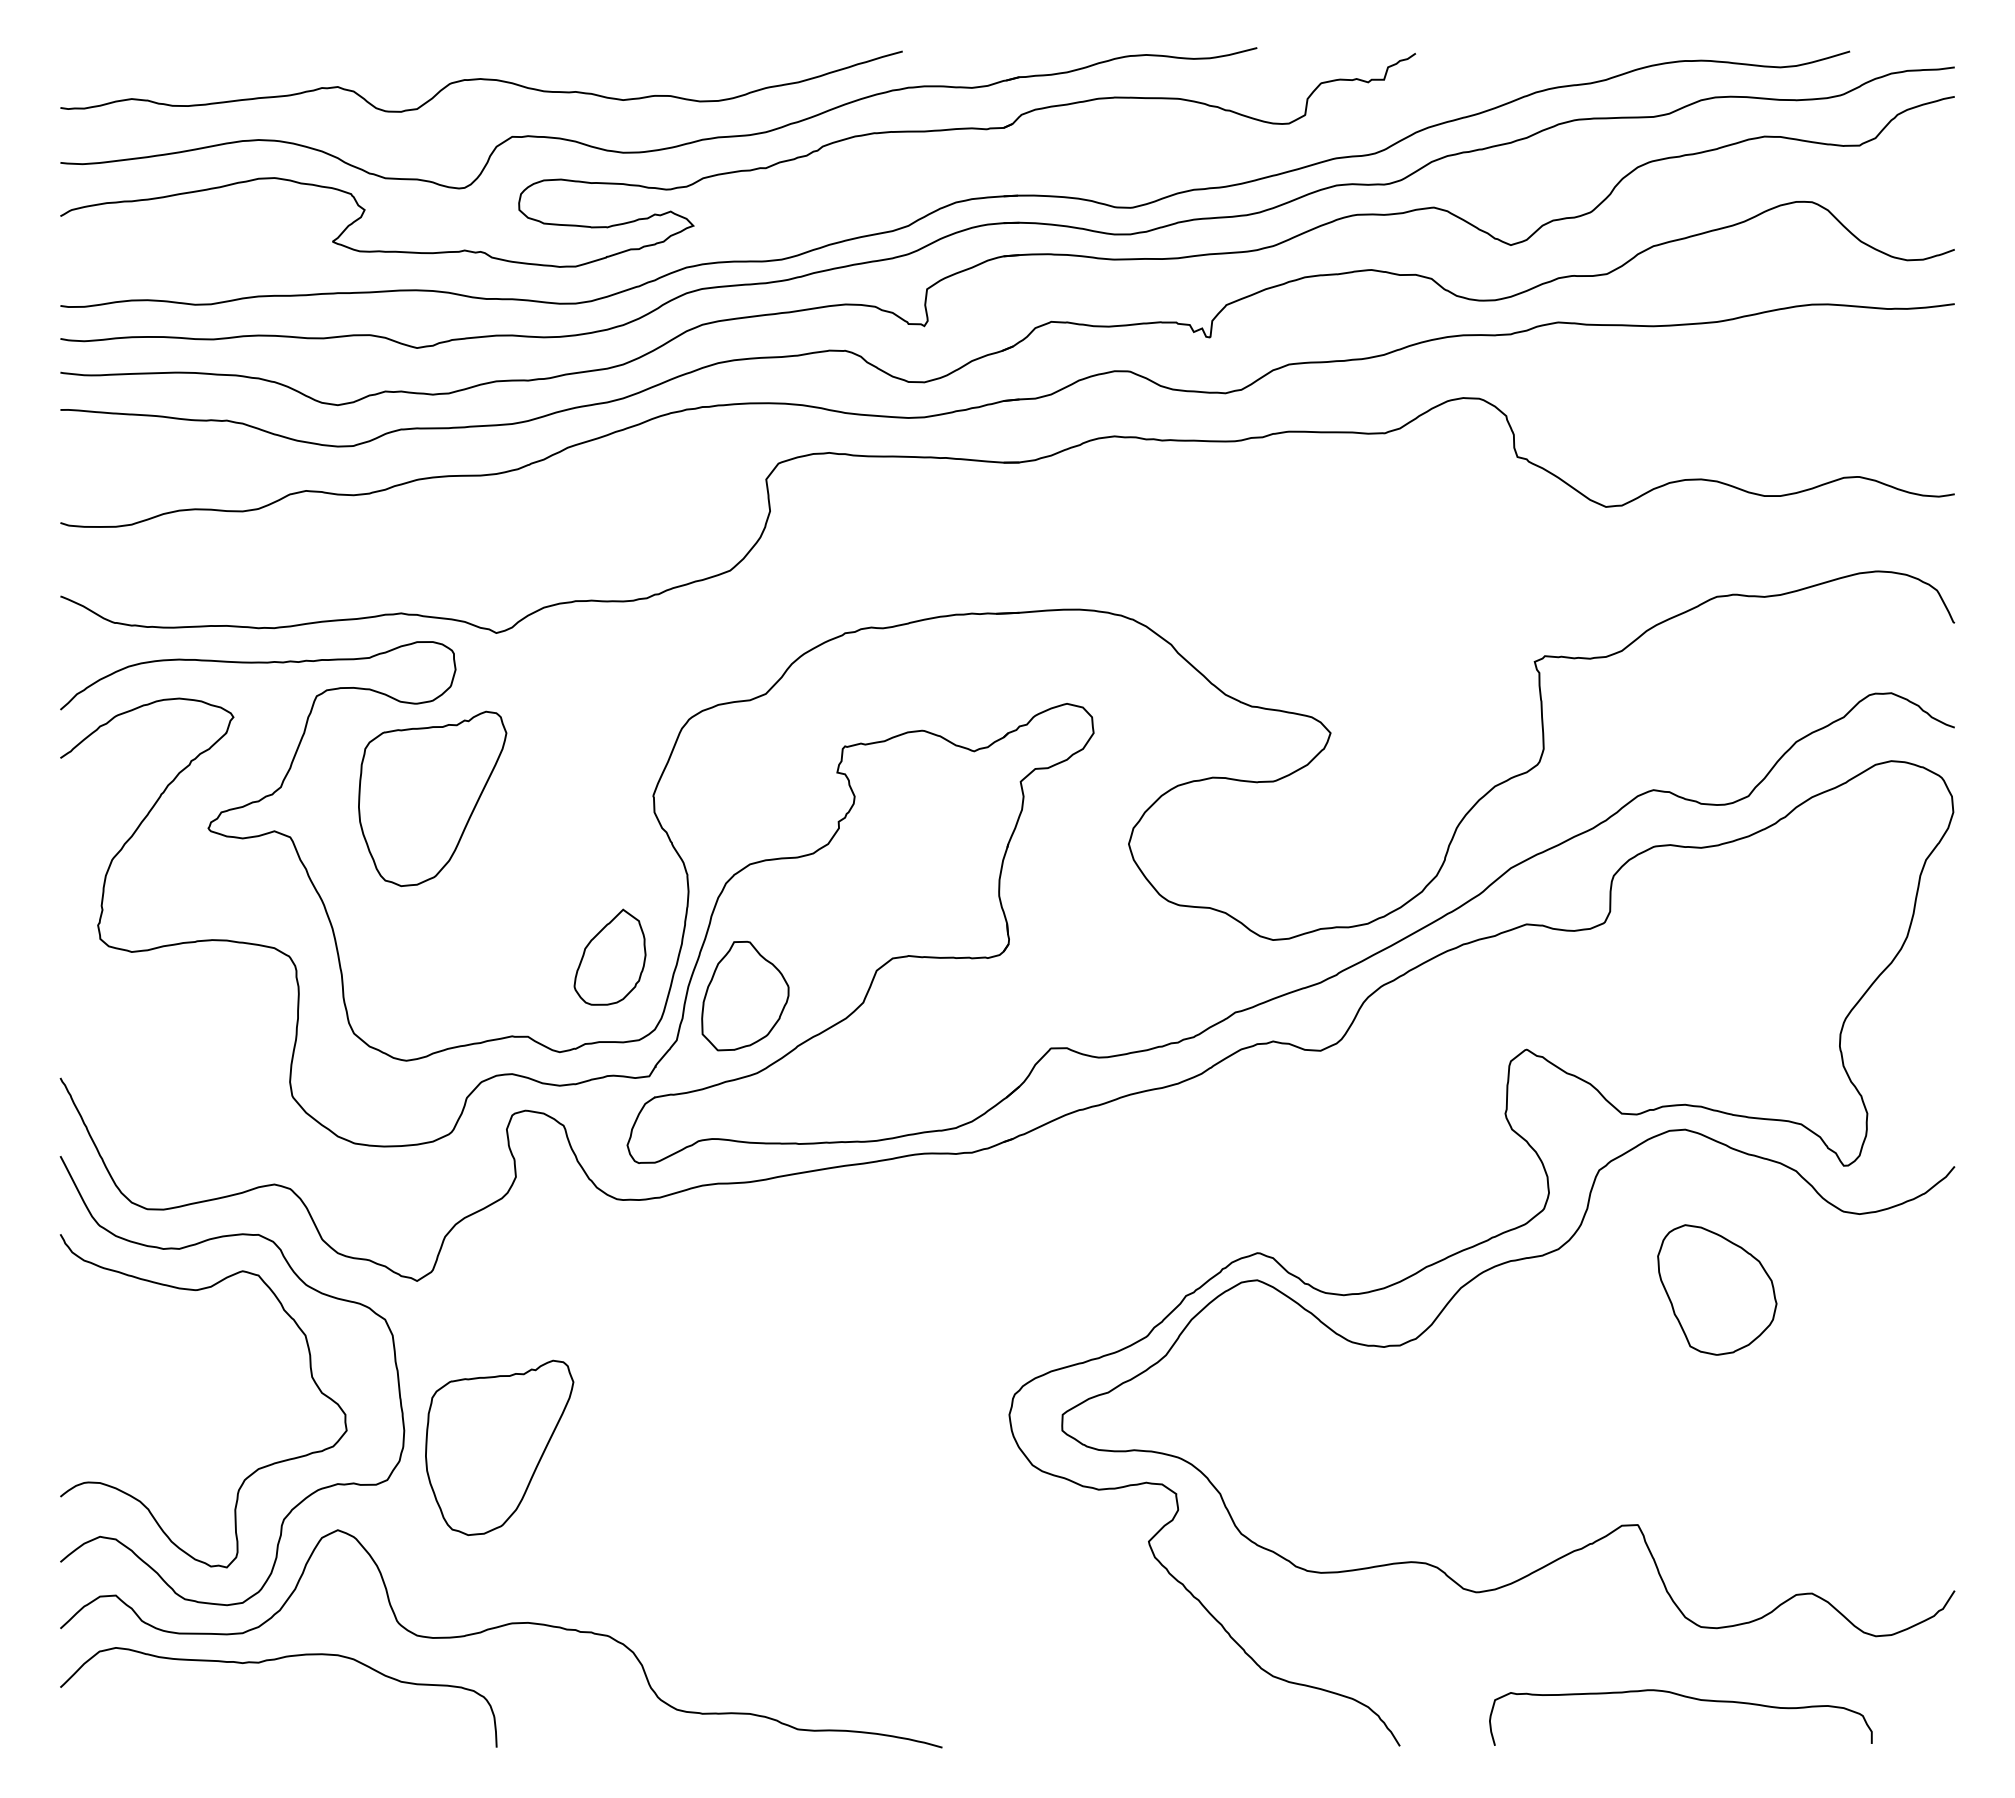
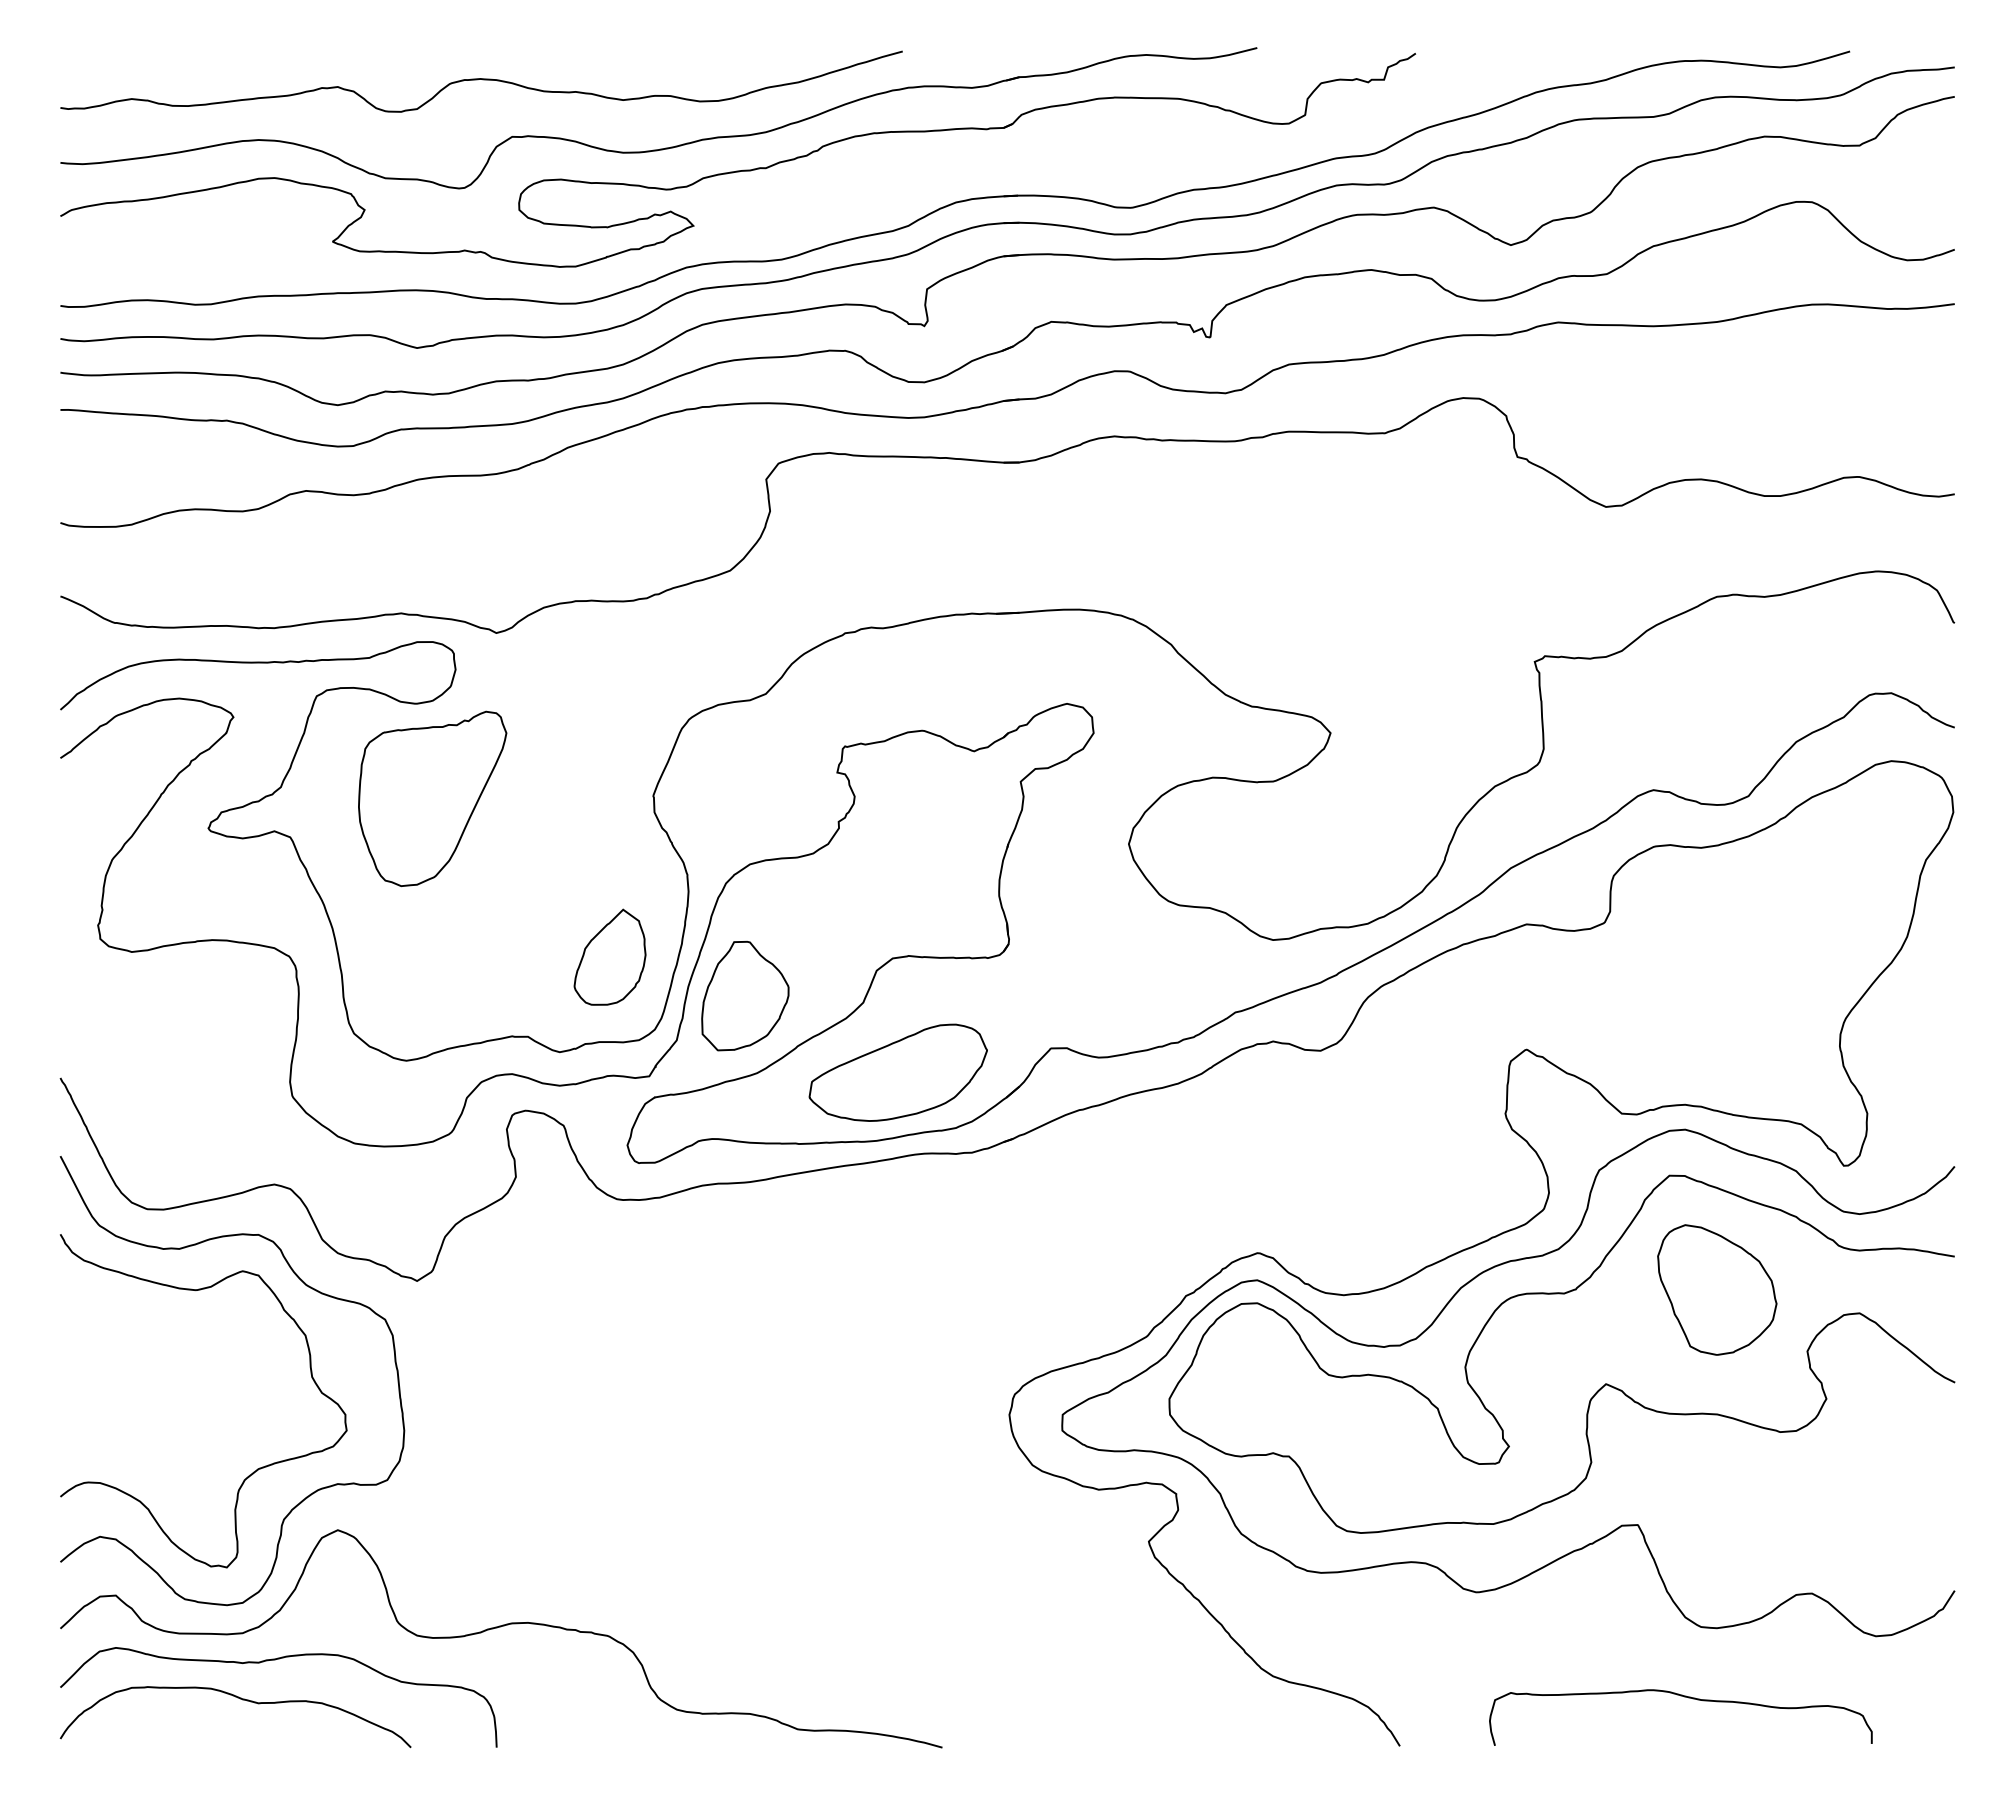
part: none -> present (897, 1072)
curve: none -> present (1598, 1389)
part: present -> none (499, 1447)
curve: none -> present (242, 1700)
